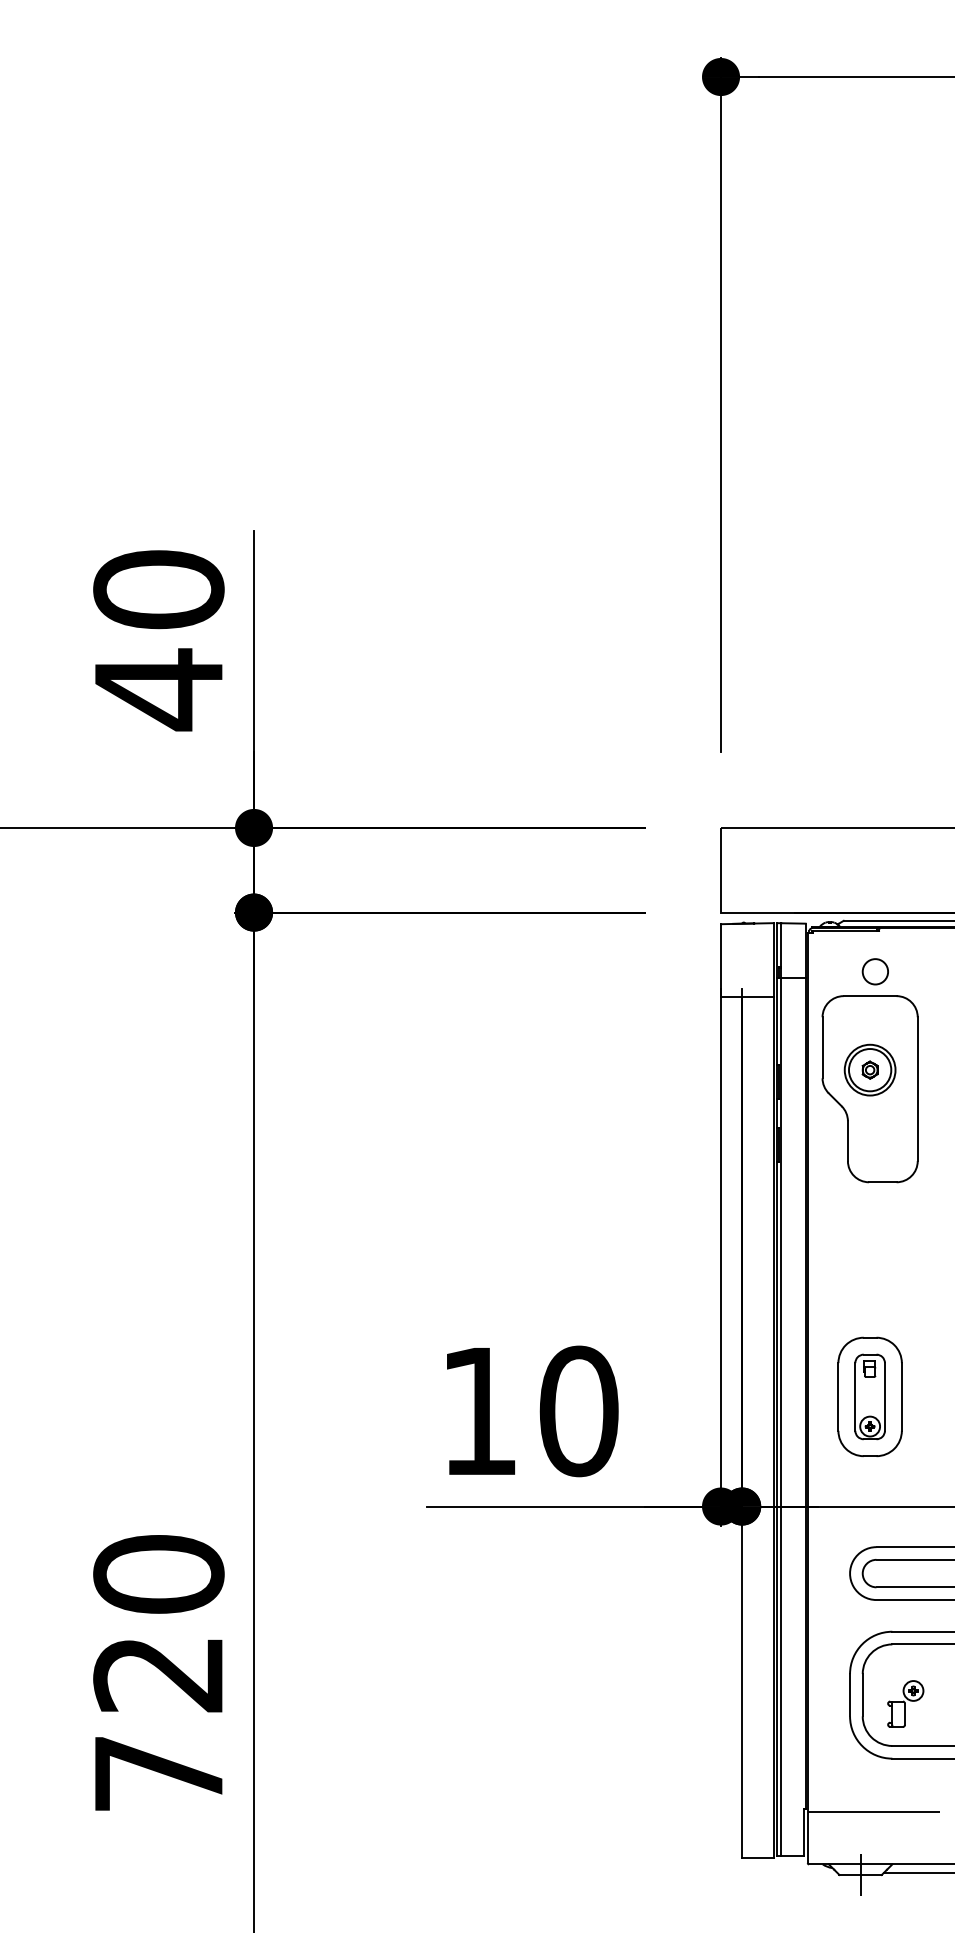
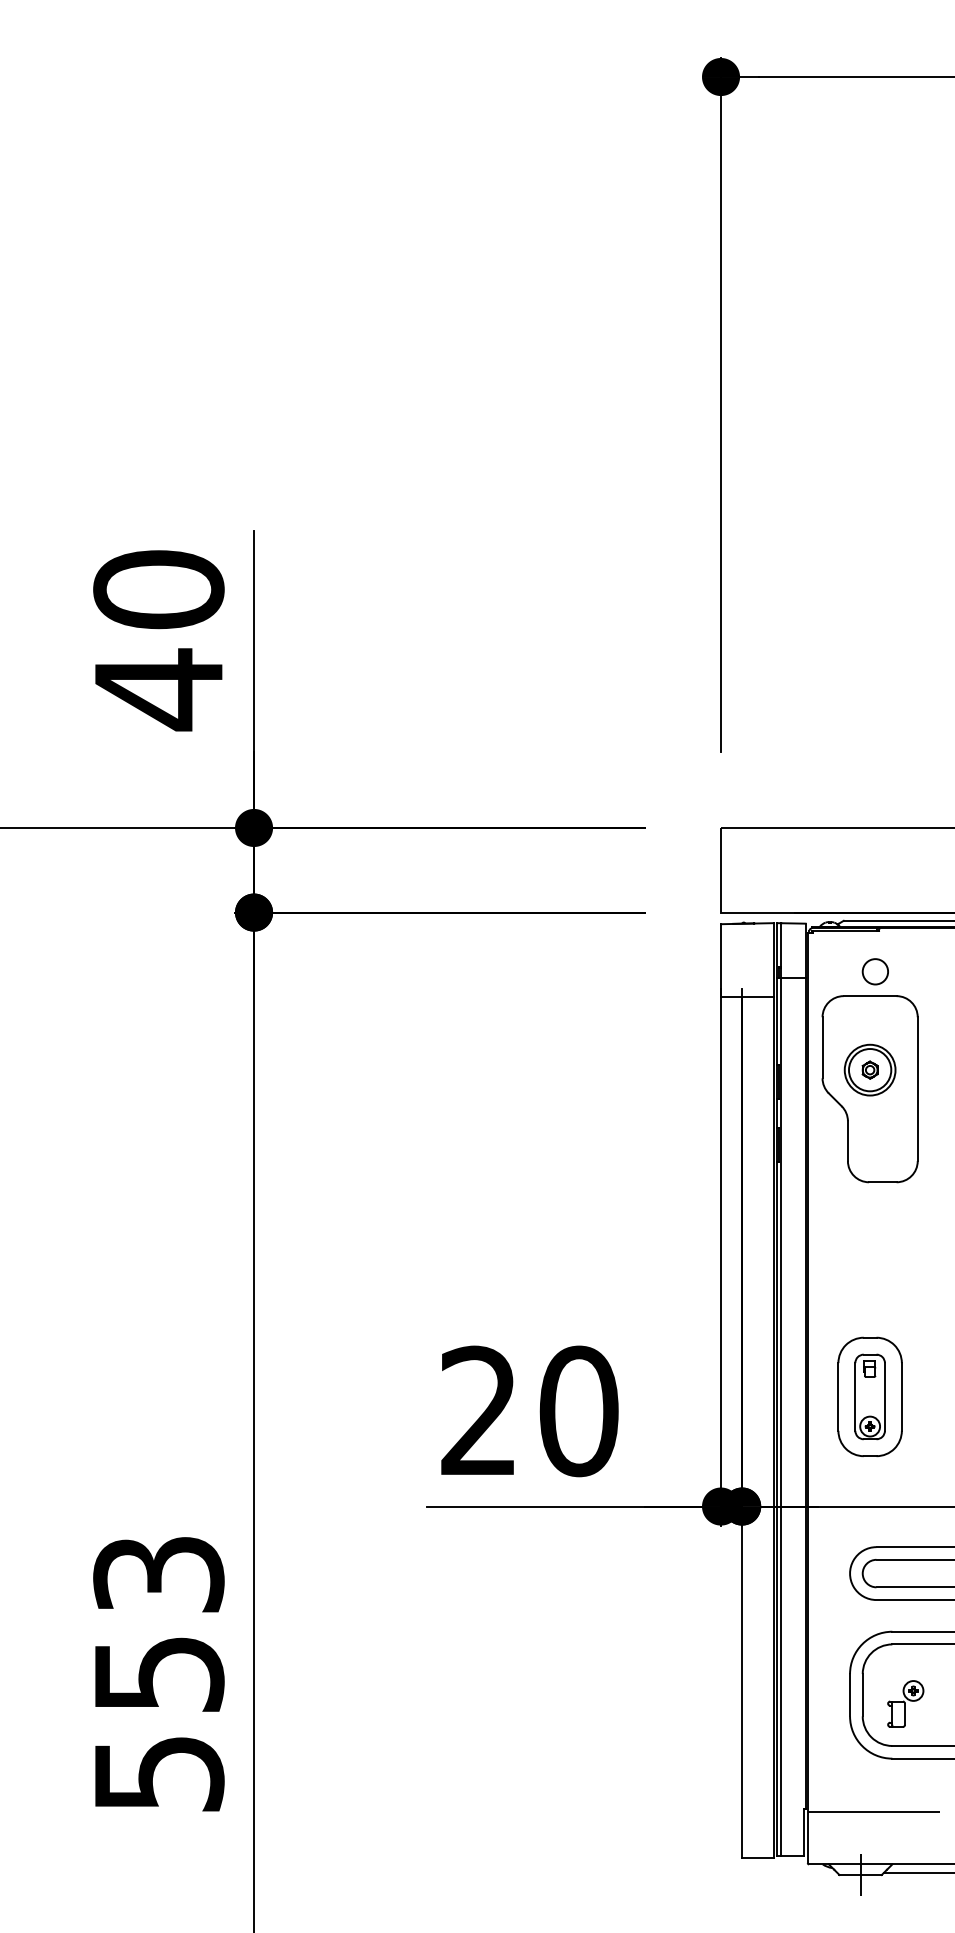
text: 10 -> 20 (478, 1409)
text: 720 -> 553 (158, 1673)
